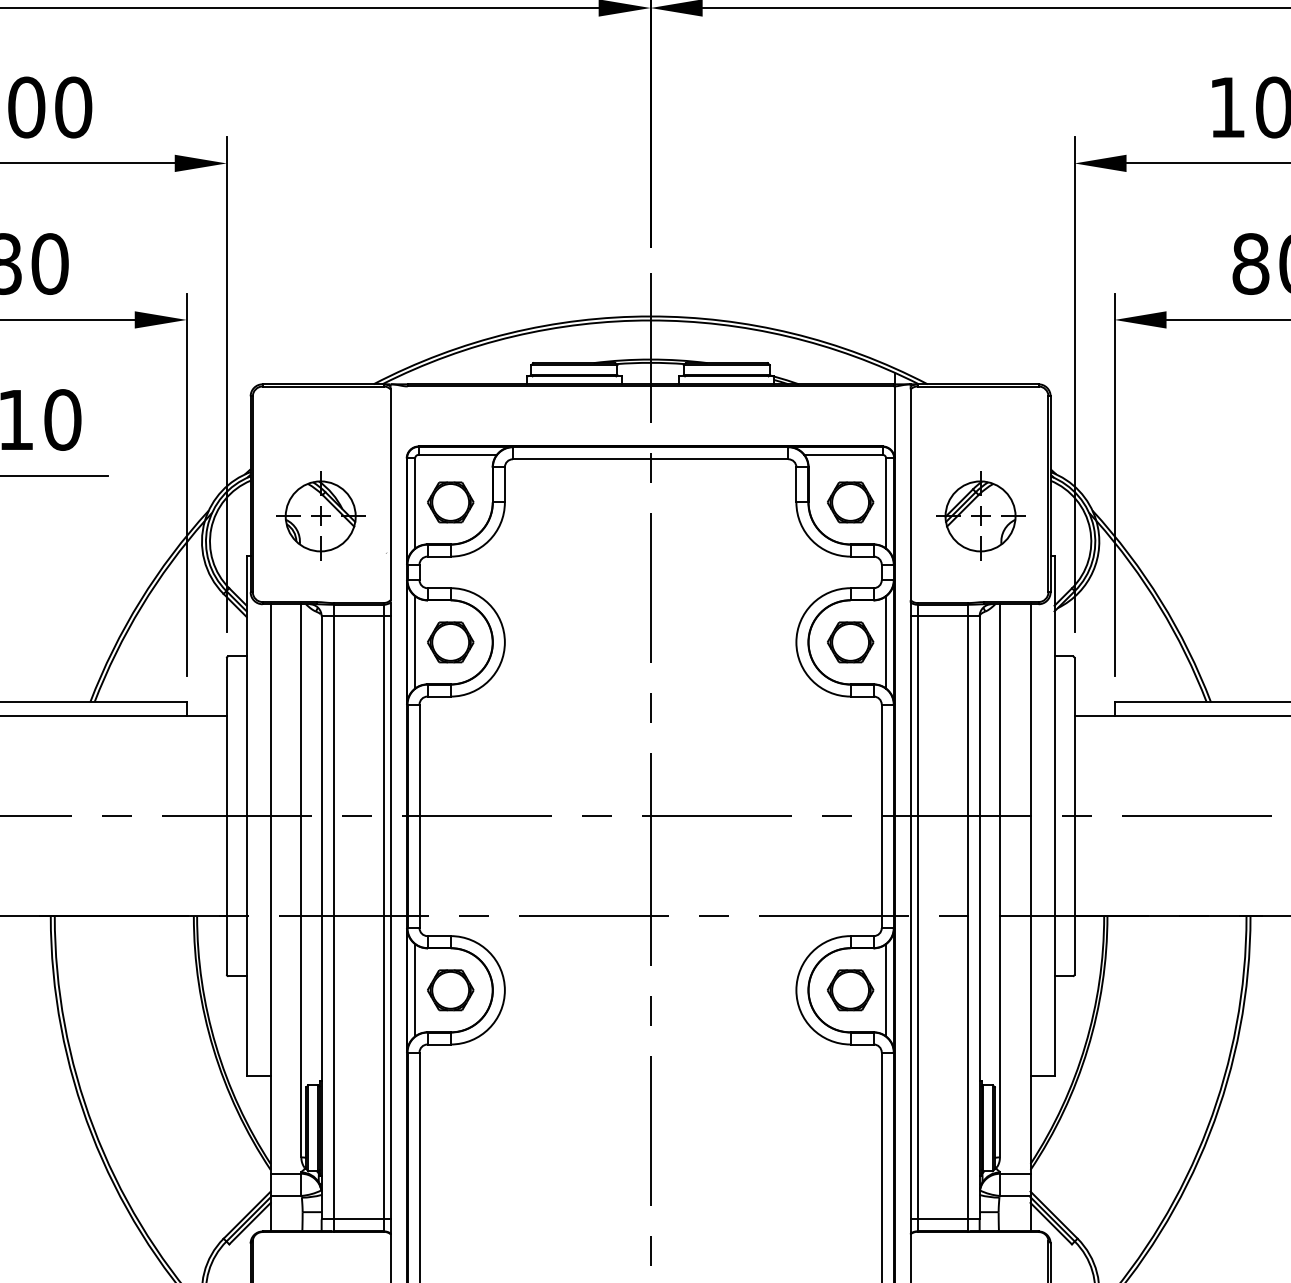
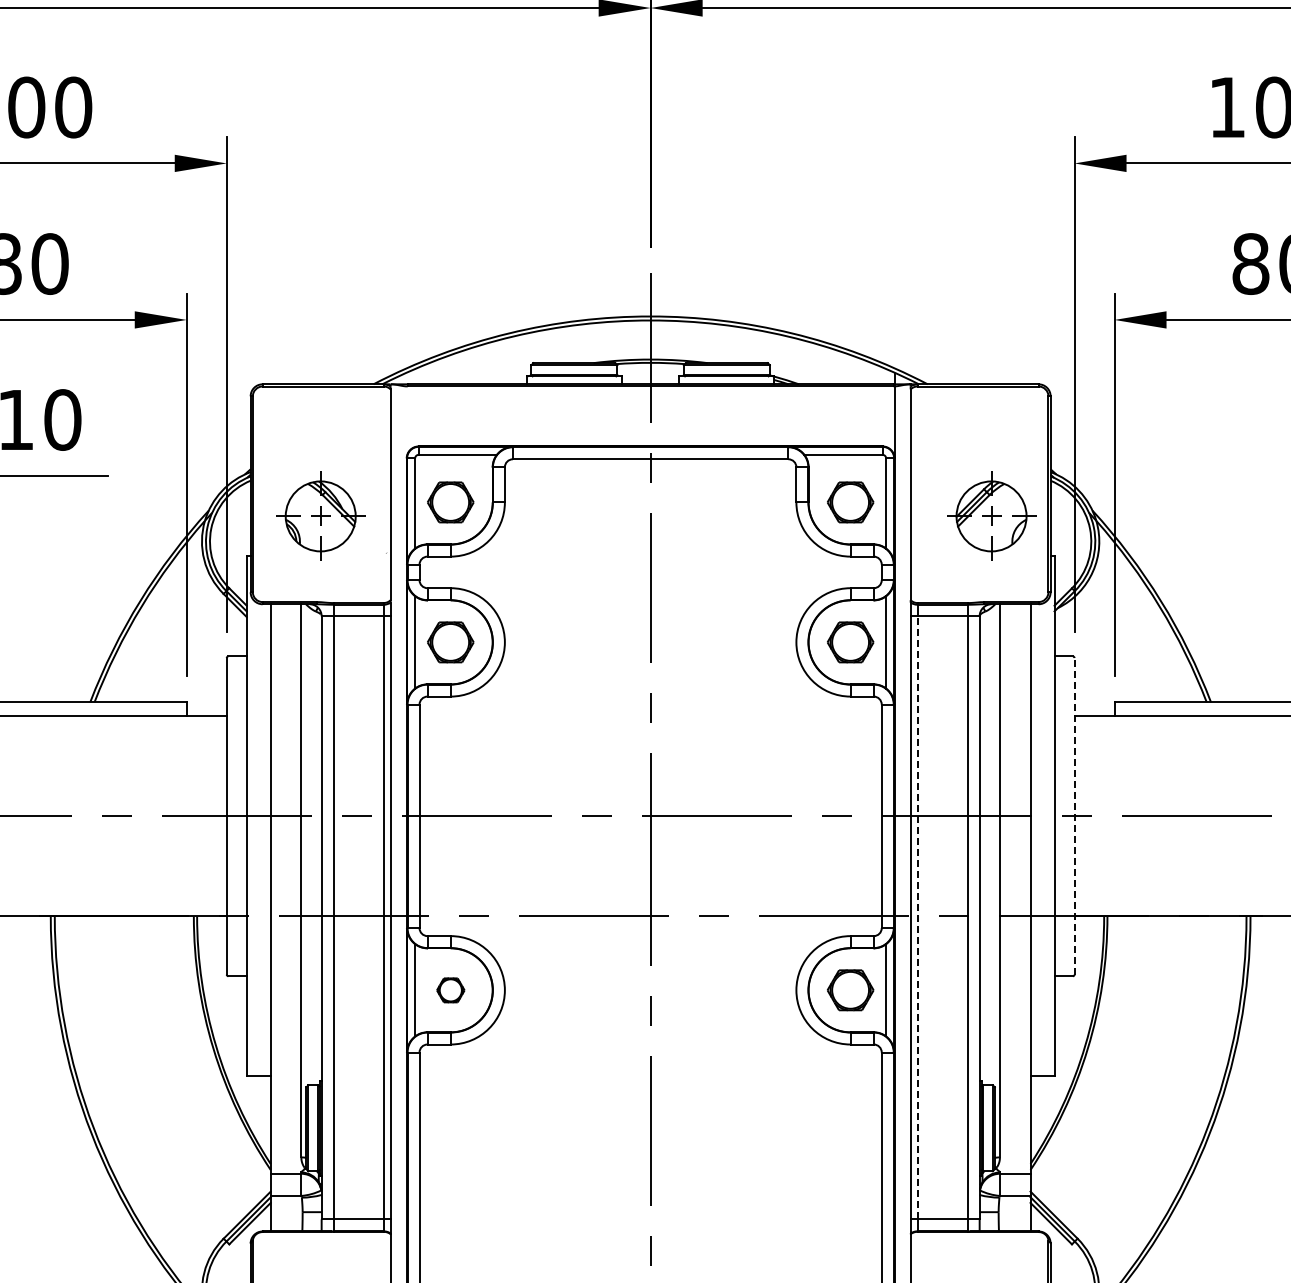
part position: (980, 515) -> (991, 515) (991, 515)
line: solid -> dashed (1074, 815)
line: solid -> dashed (917, 917)
part size: 48x43 px -> 30x27 px (450, 990)
